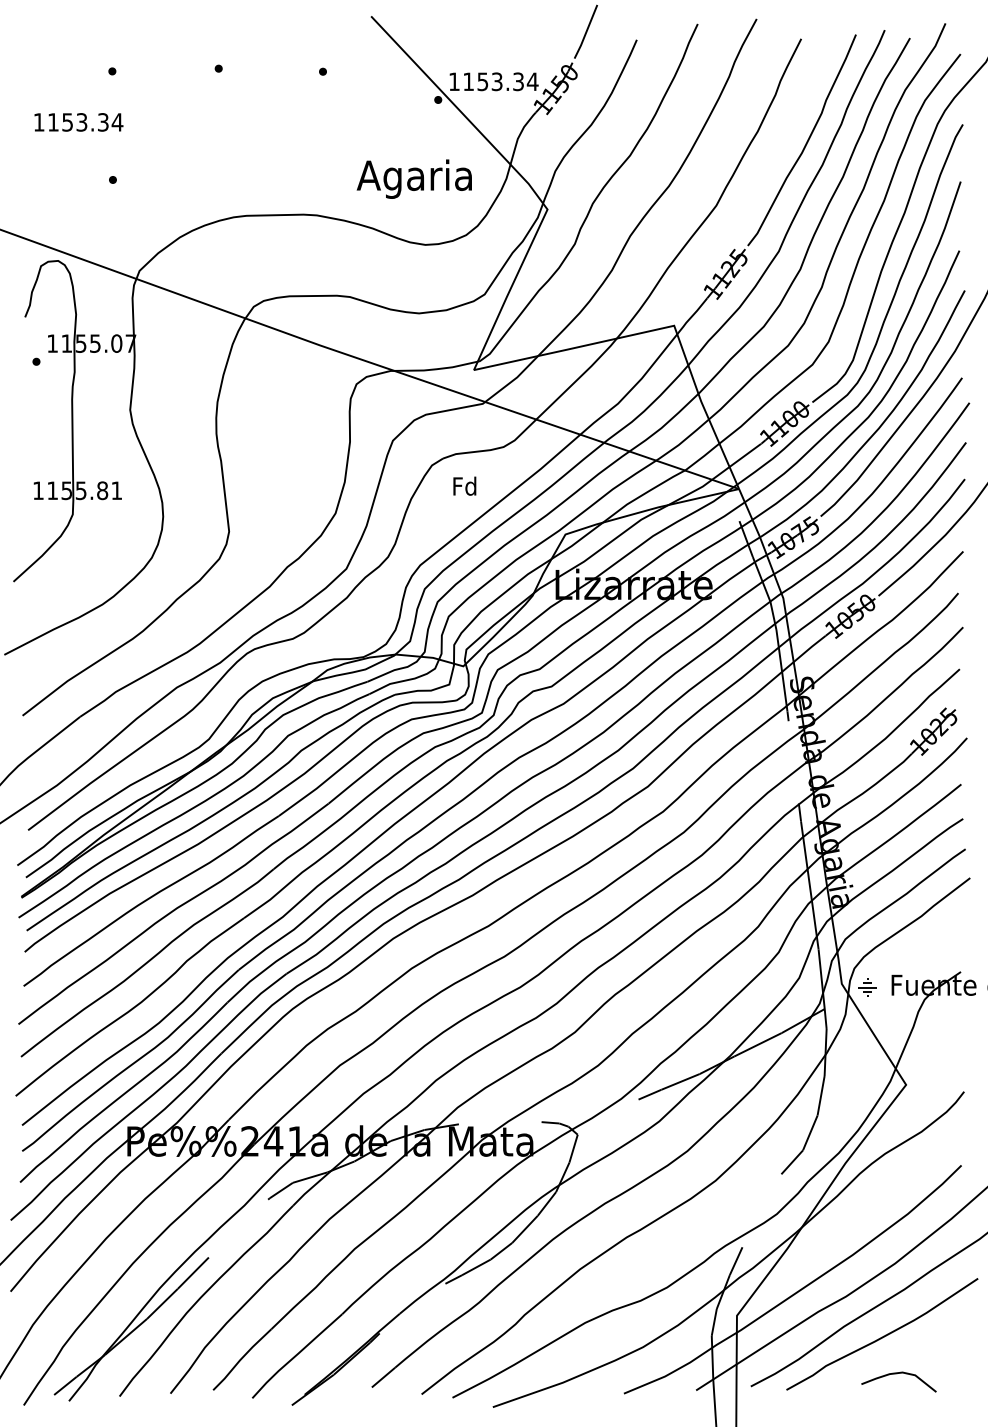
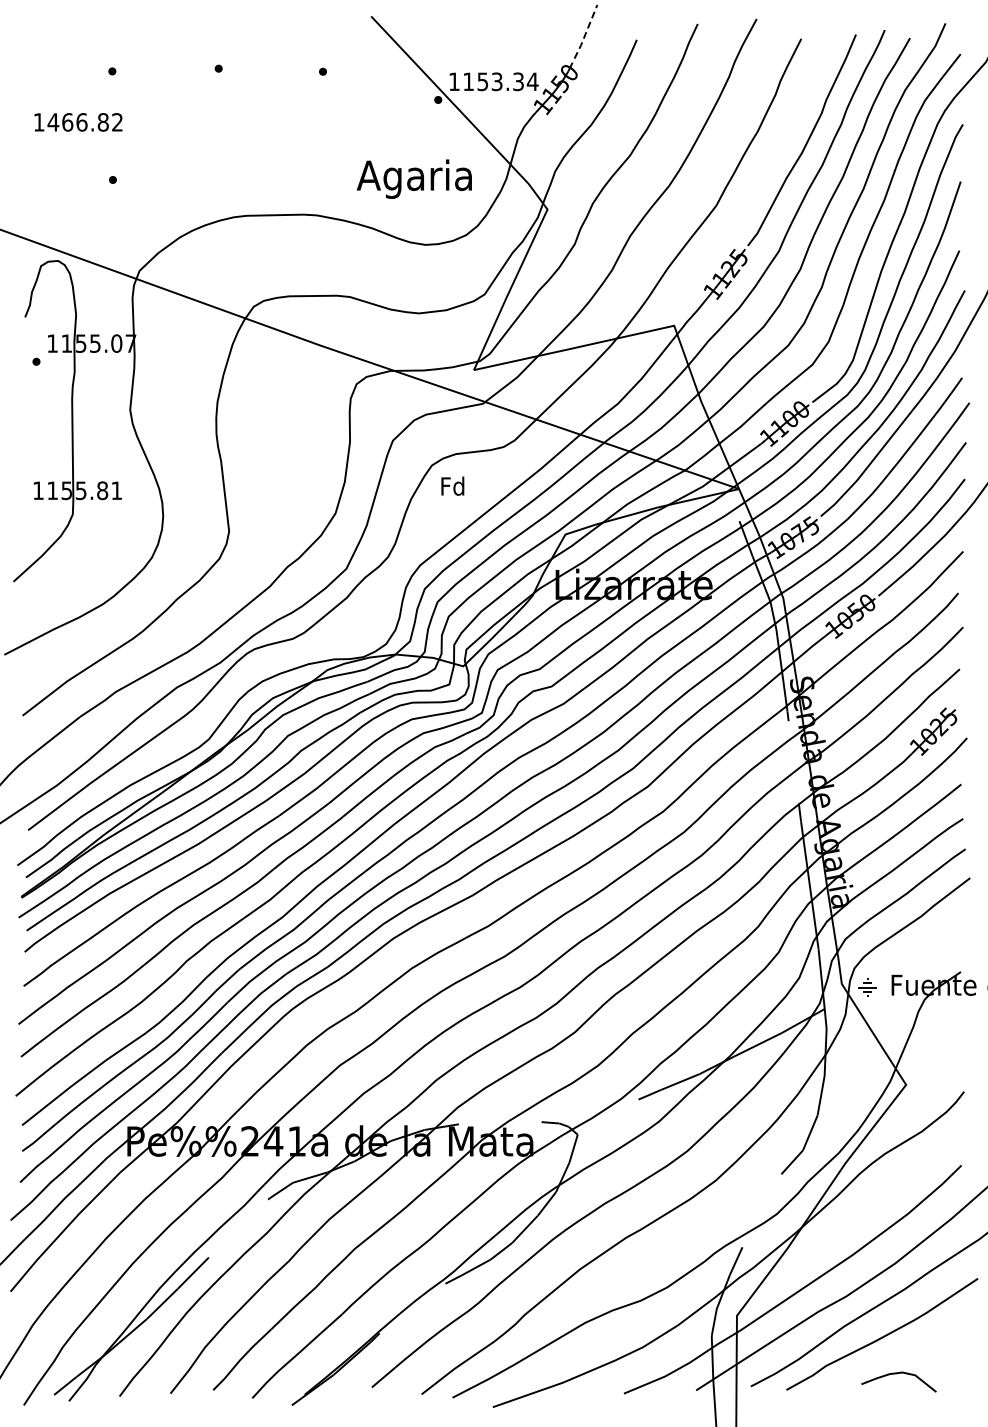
line: solid -> dashed (586, 32)
text: 1153.34 -> 1466.82 (85, 122)
text position: (464, 485) -> (452, 485) (452, 485)
